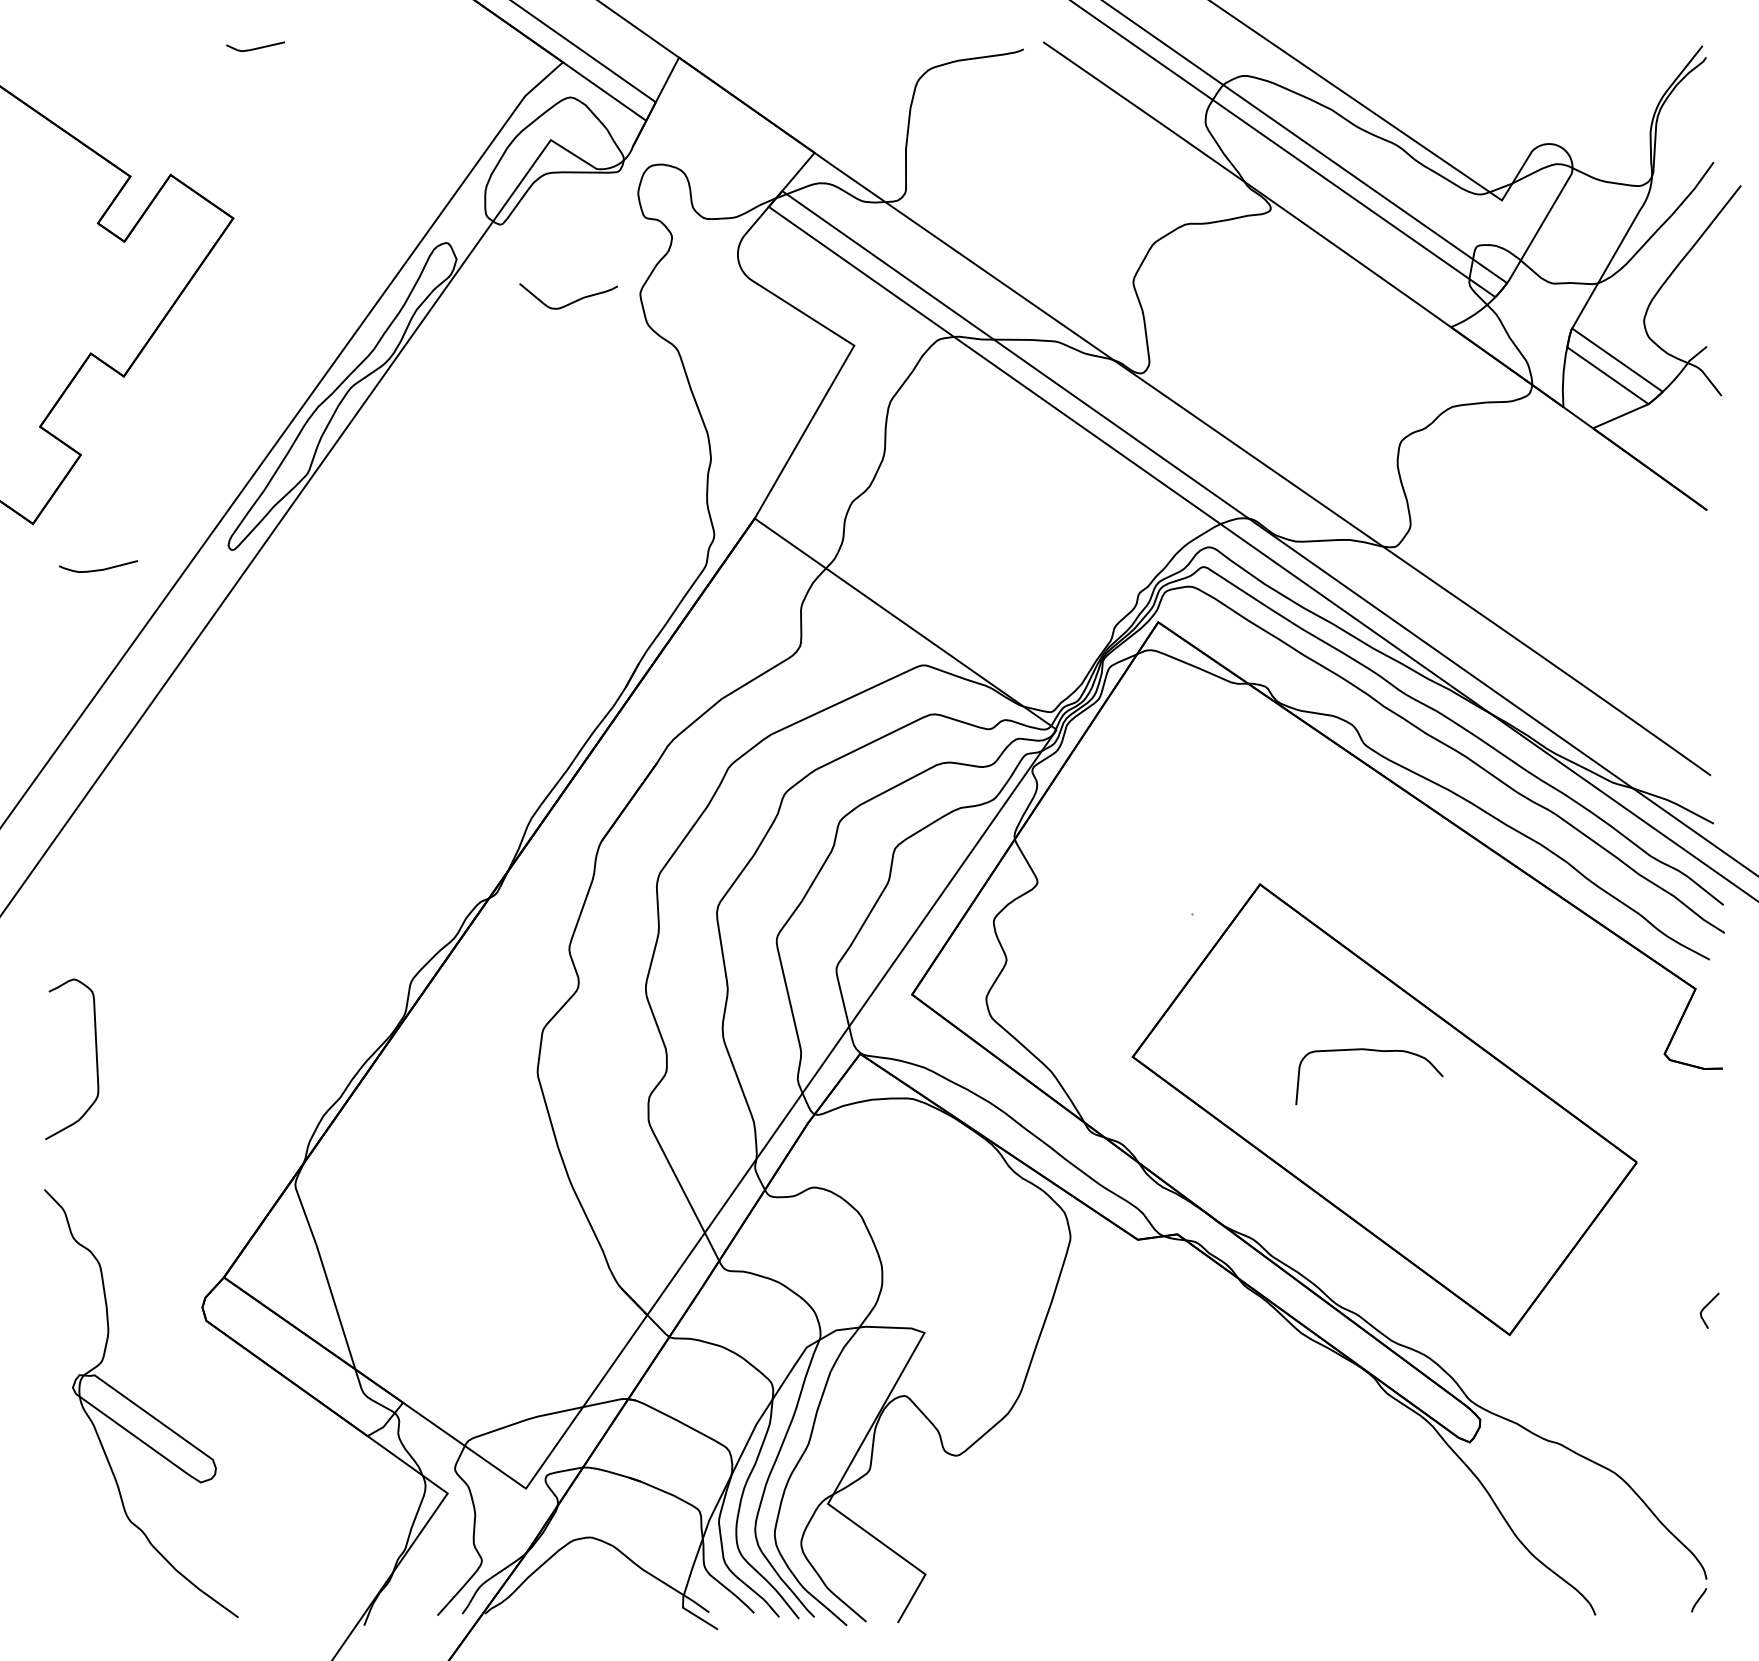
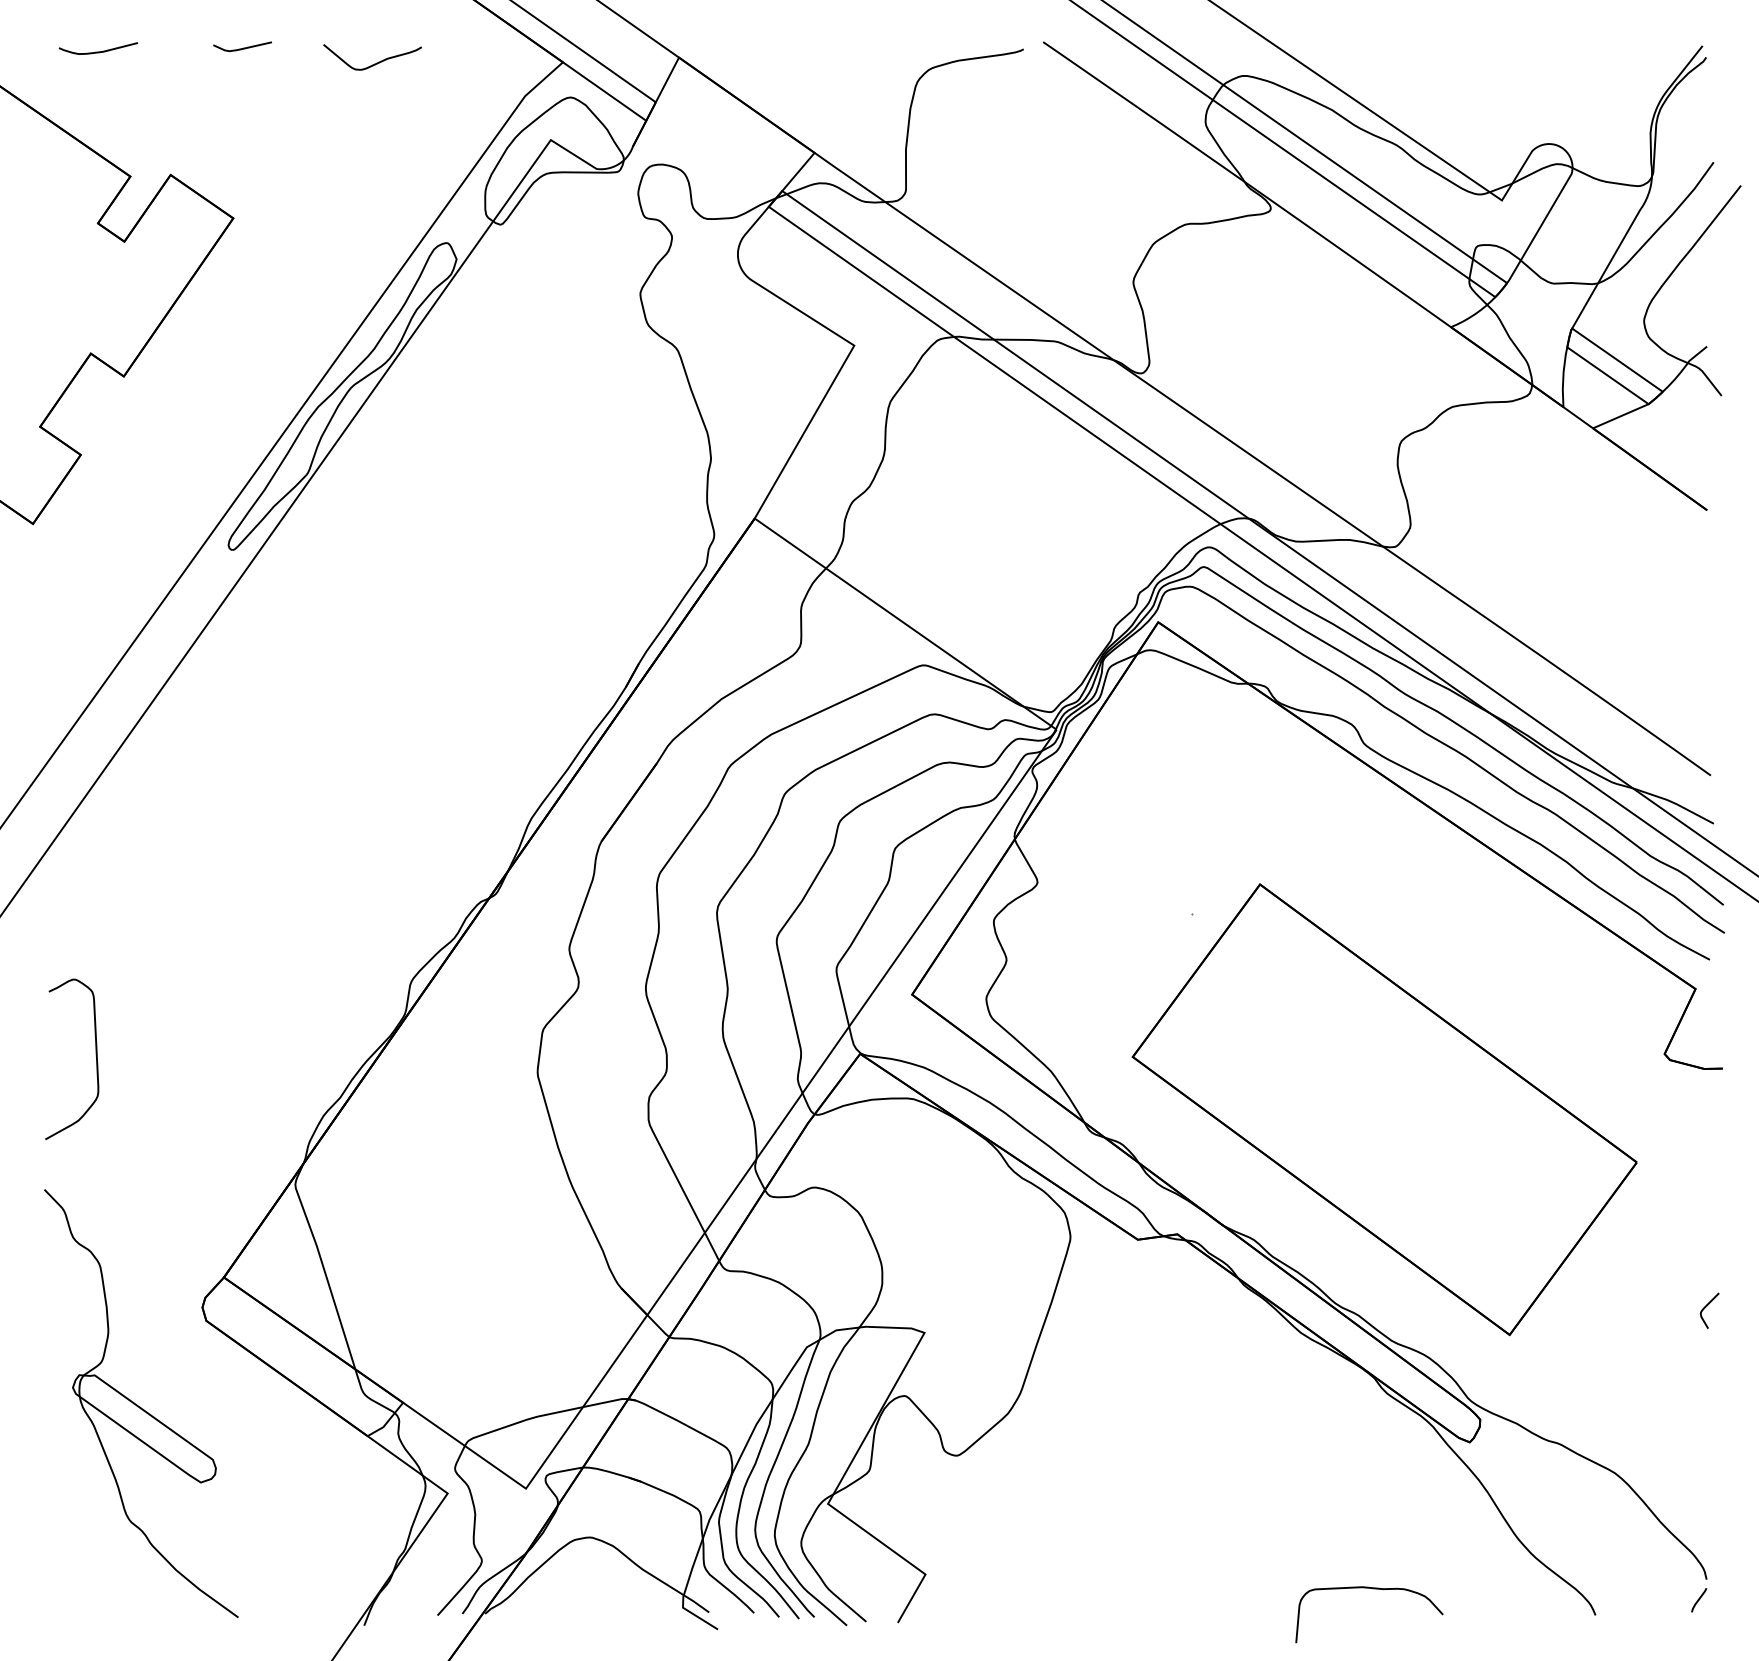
line position: (256, 47) -> (243, 47) (243, 47)
curve position: (570, 302) -> (374, 63) (374, 63)
curve position: (98, 569) -> (98, 51) (98, 51)
curve position: (1373, 1051) -> (1373, 1589) (1373, 1589)
